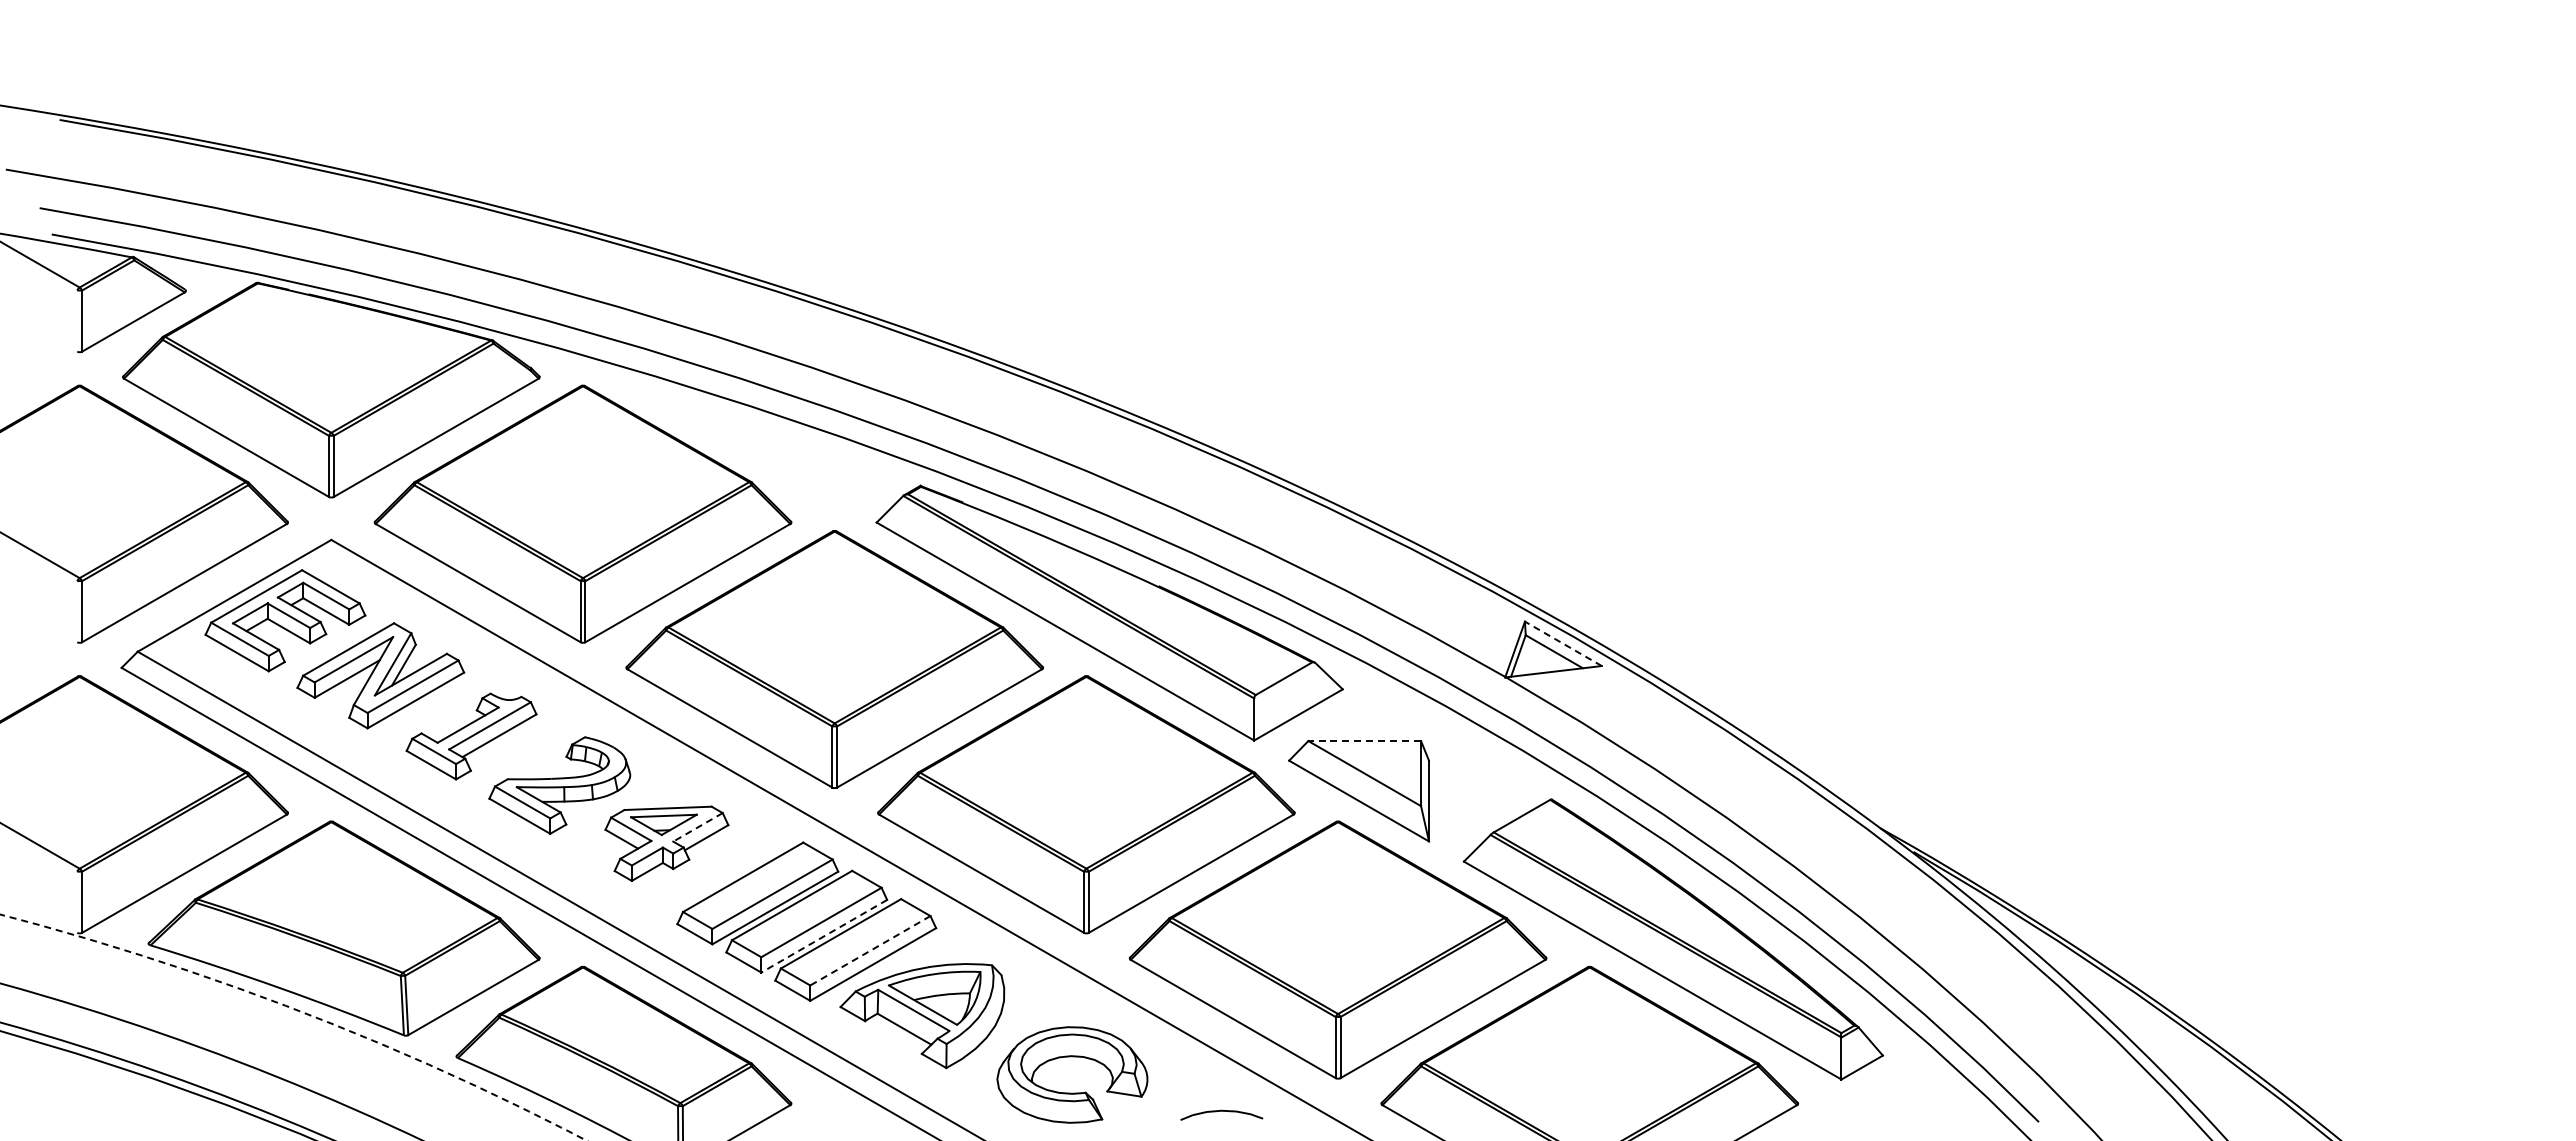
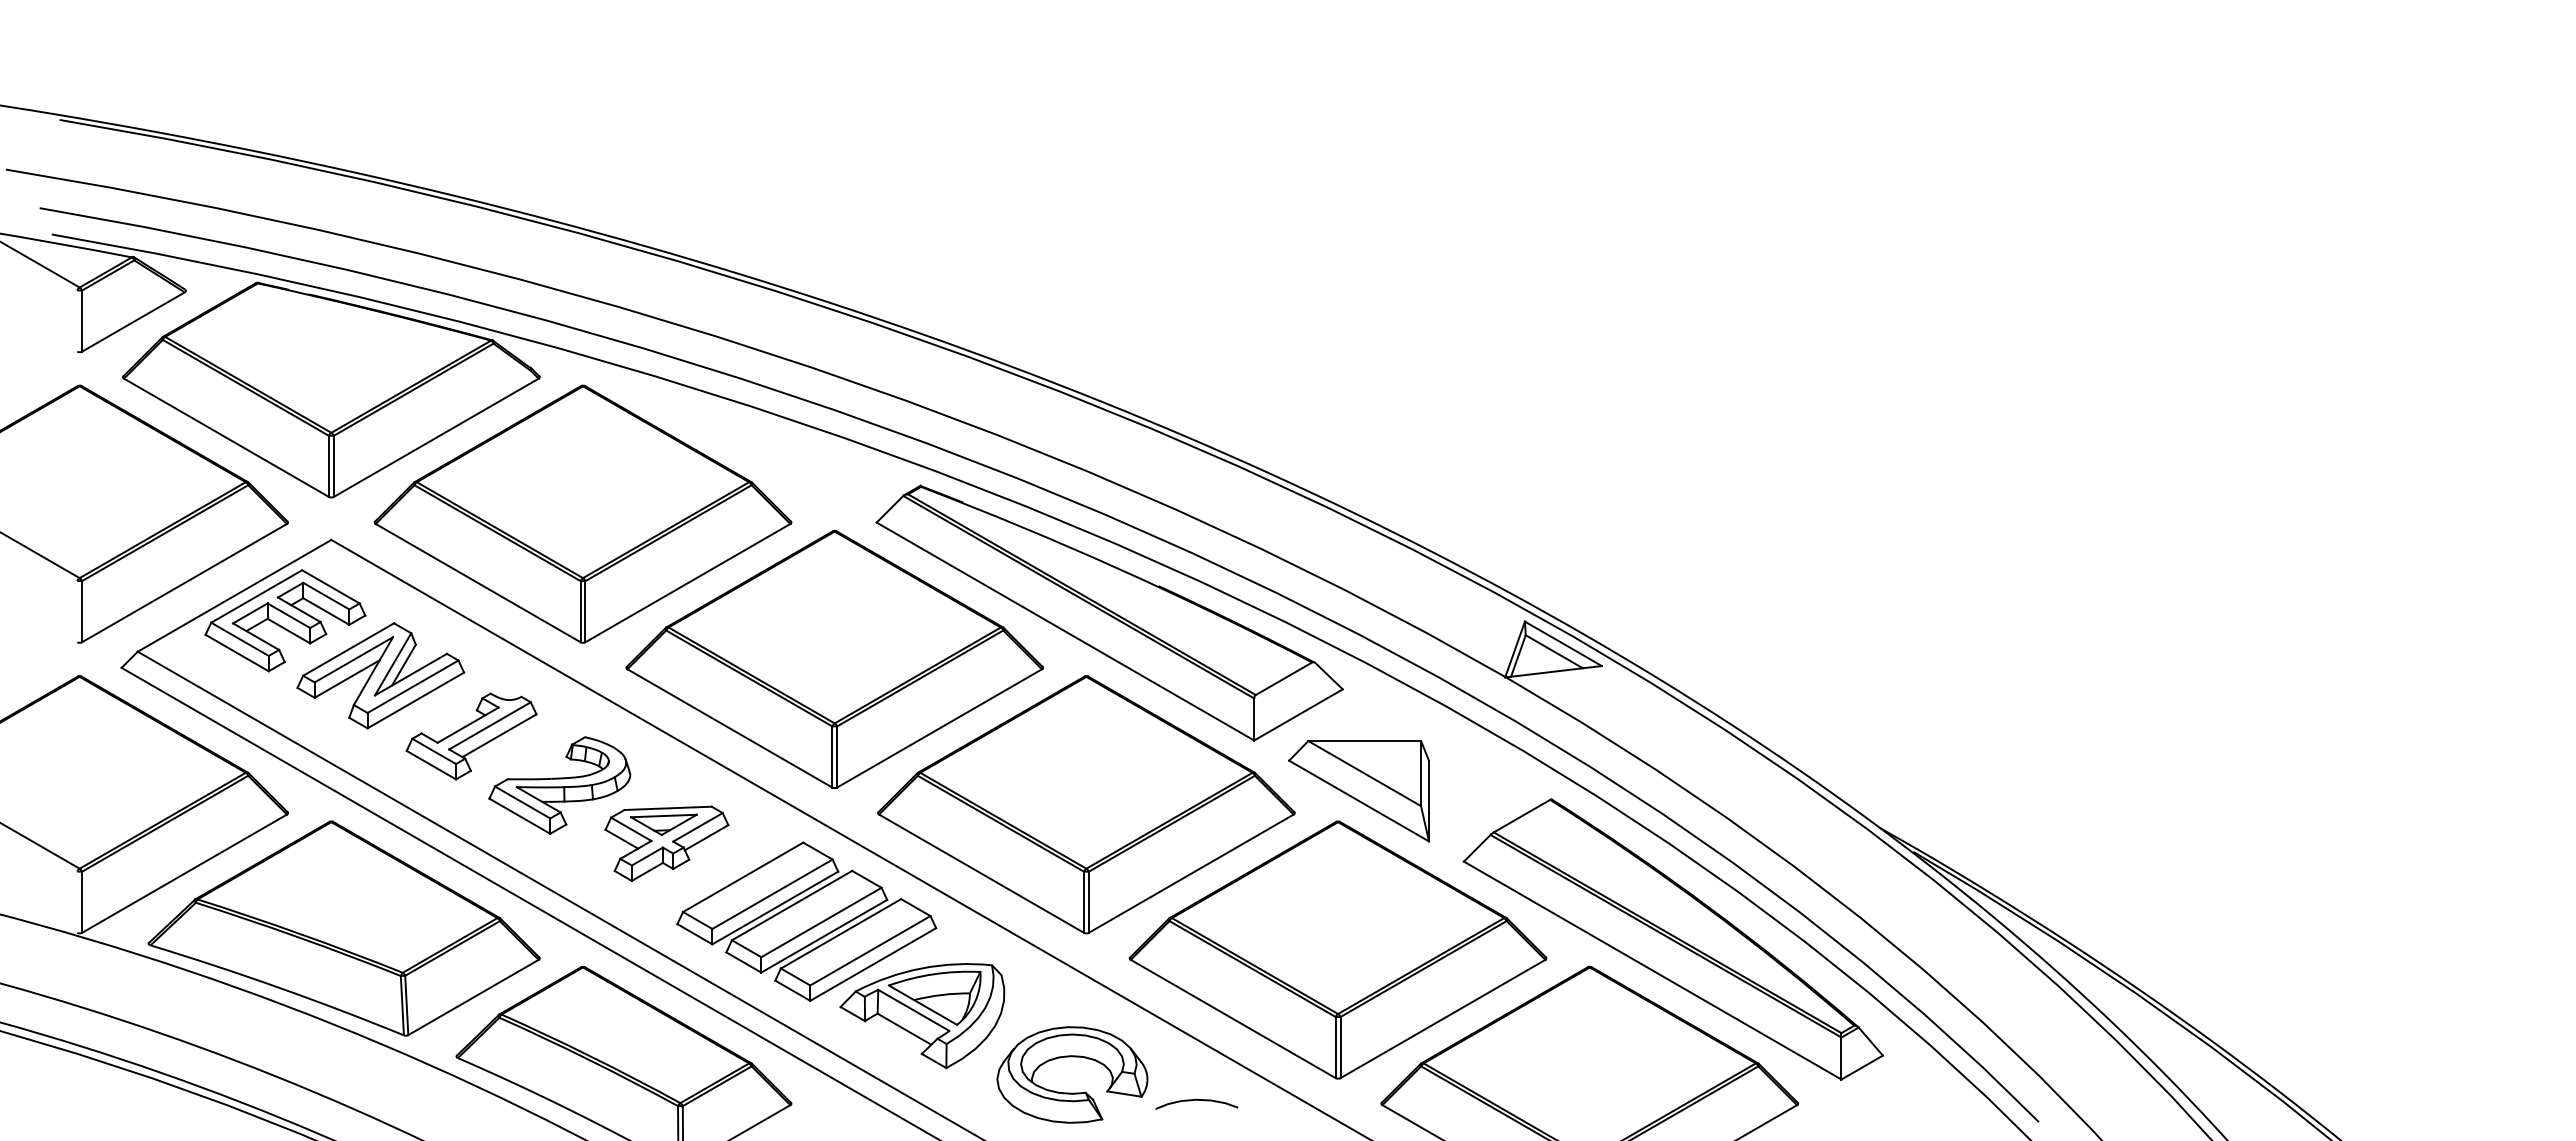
line: dashed -> solid (1562, 643)
line: dashed -> solid (1364, 741)
line: dashed -> solid (698, 827)
line: dashed -> solid (824, 936)
line: dashed -> solid (869, 951)
arc: dashed -> solid (299, 1011)
curve position: (1221, 1111) -> (1196, 1100) (1196, 1100)
